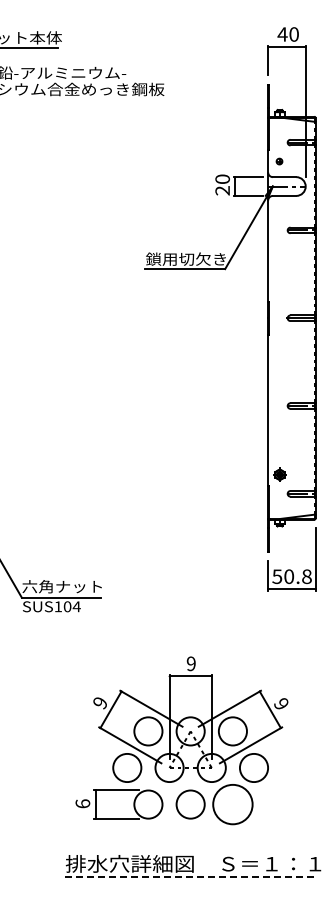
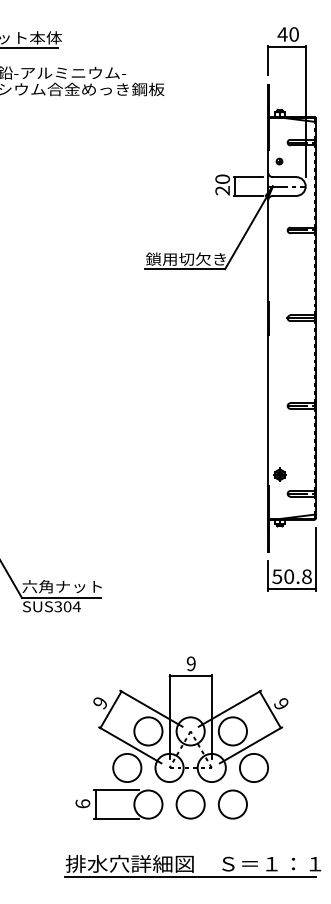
text: SUS104 -> SUS304 (57, 606)
circle diameter: 39 px -> 28 px (232, 804)
line: dashed -> solid (190, 876)
